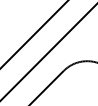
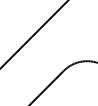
line: present -> none (48, 52)
